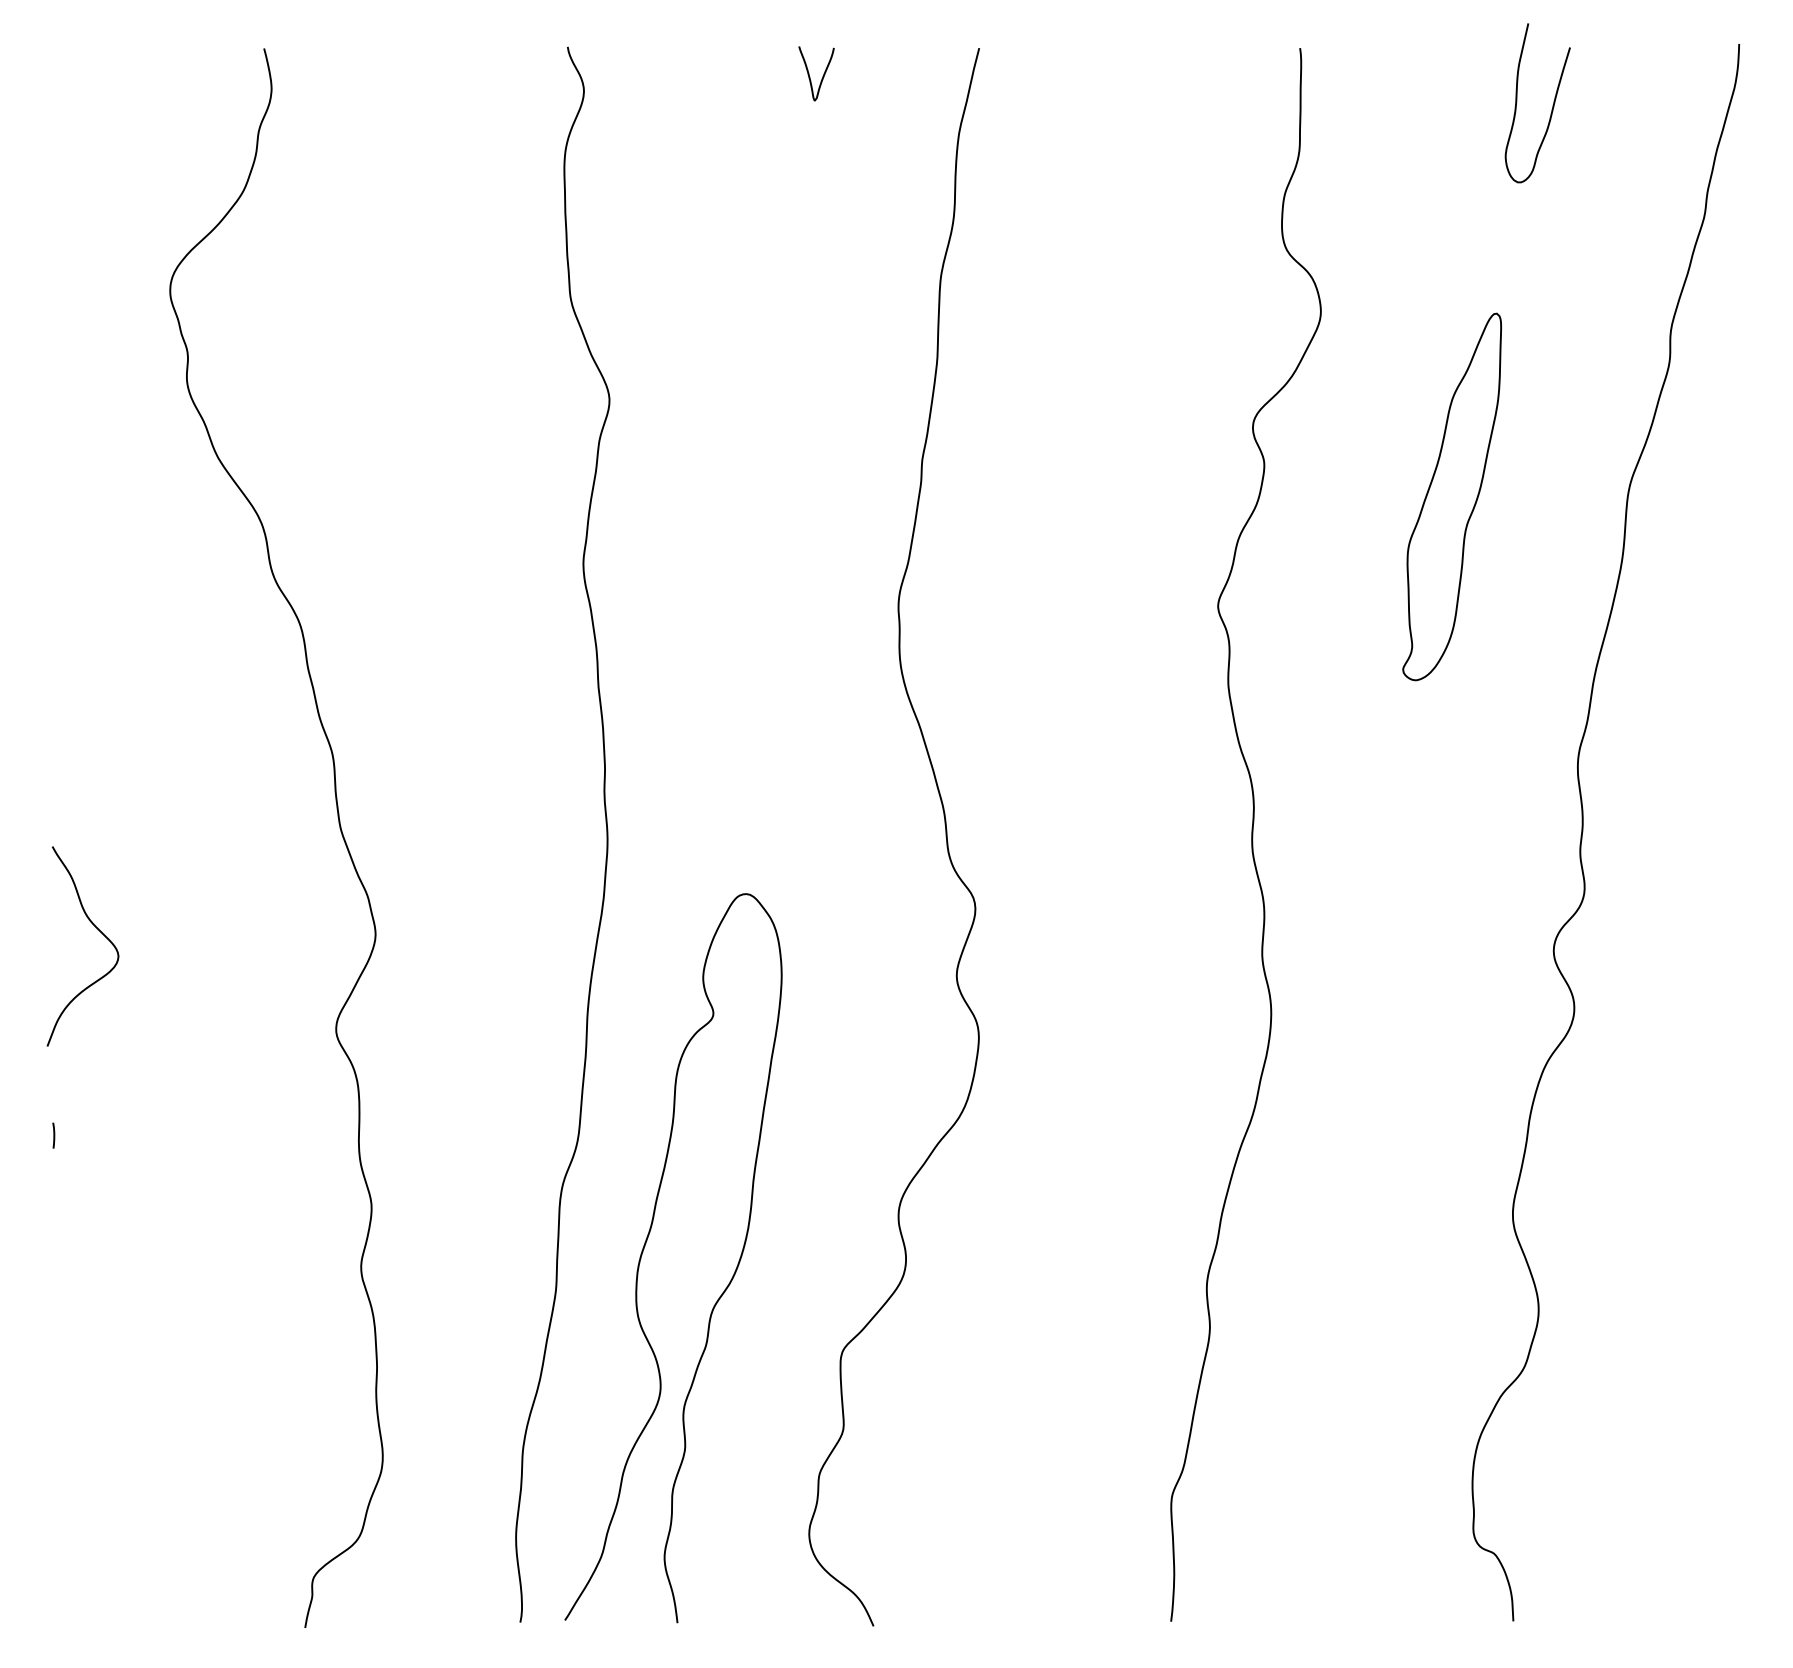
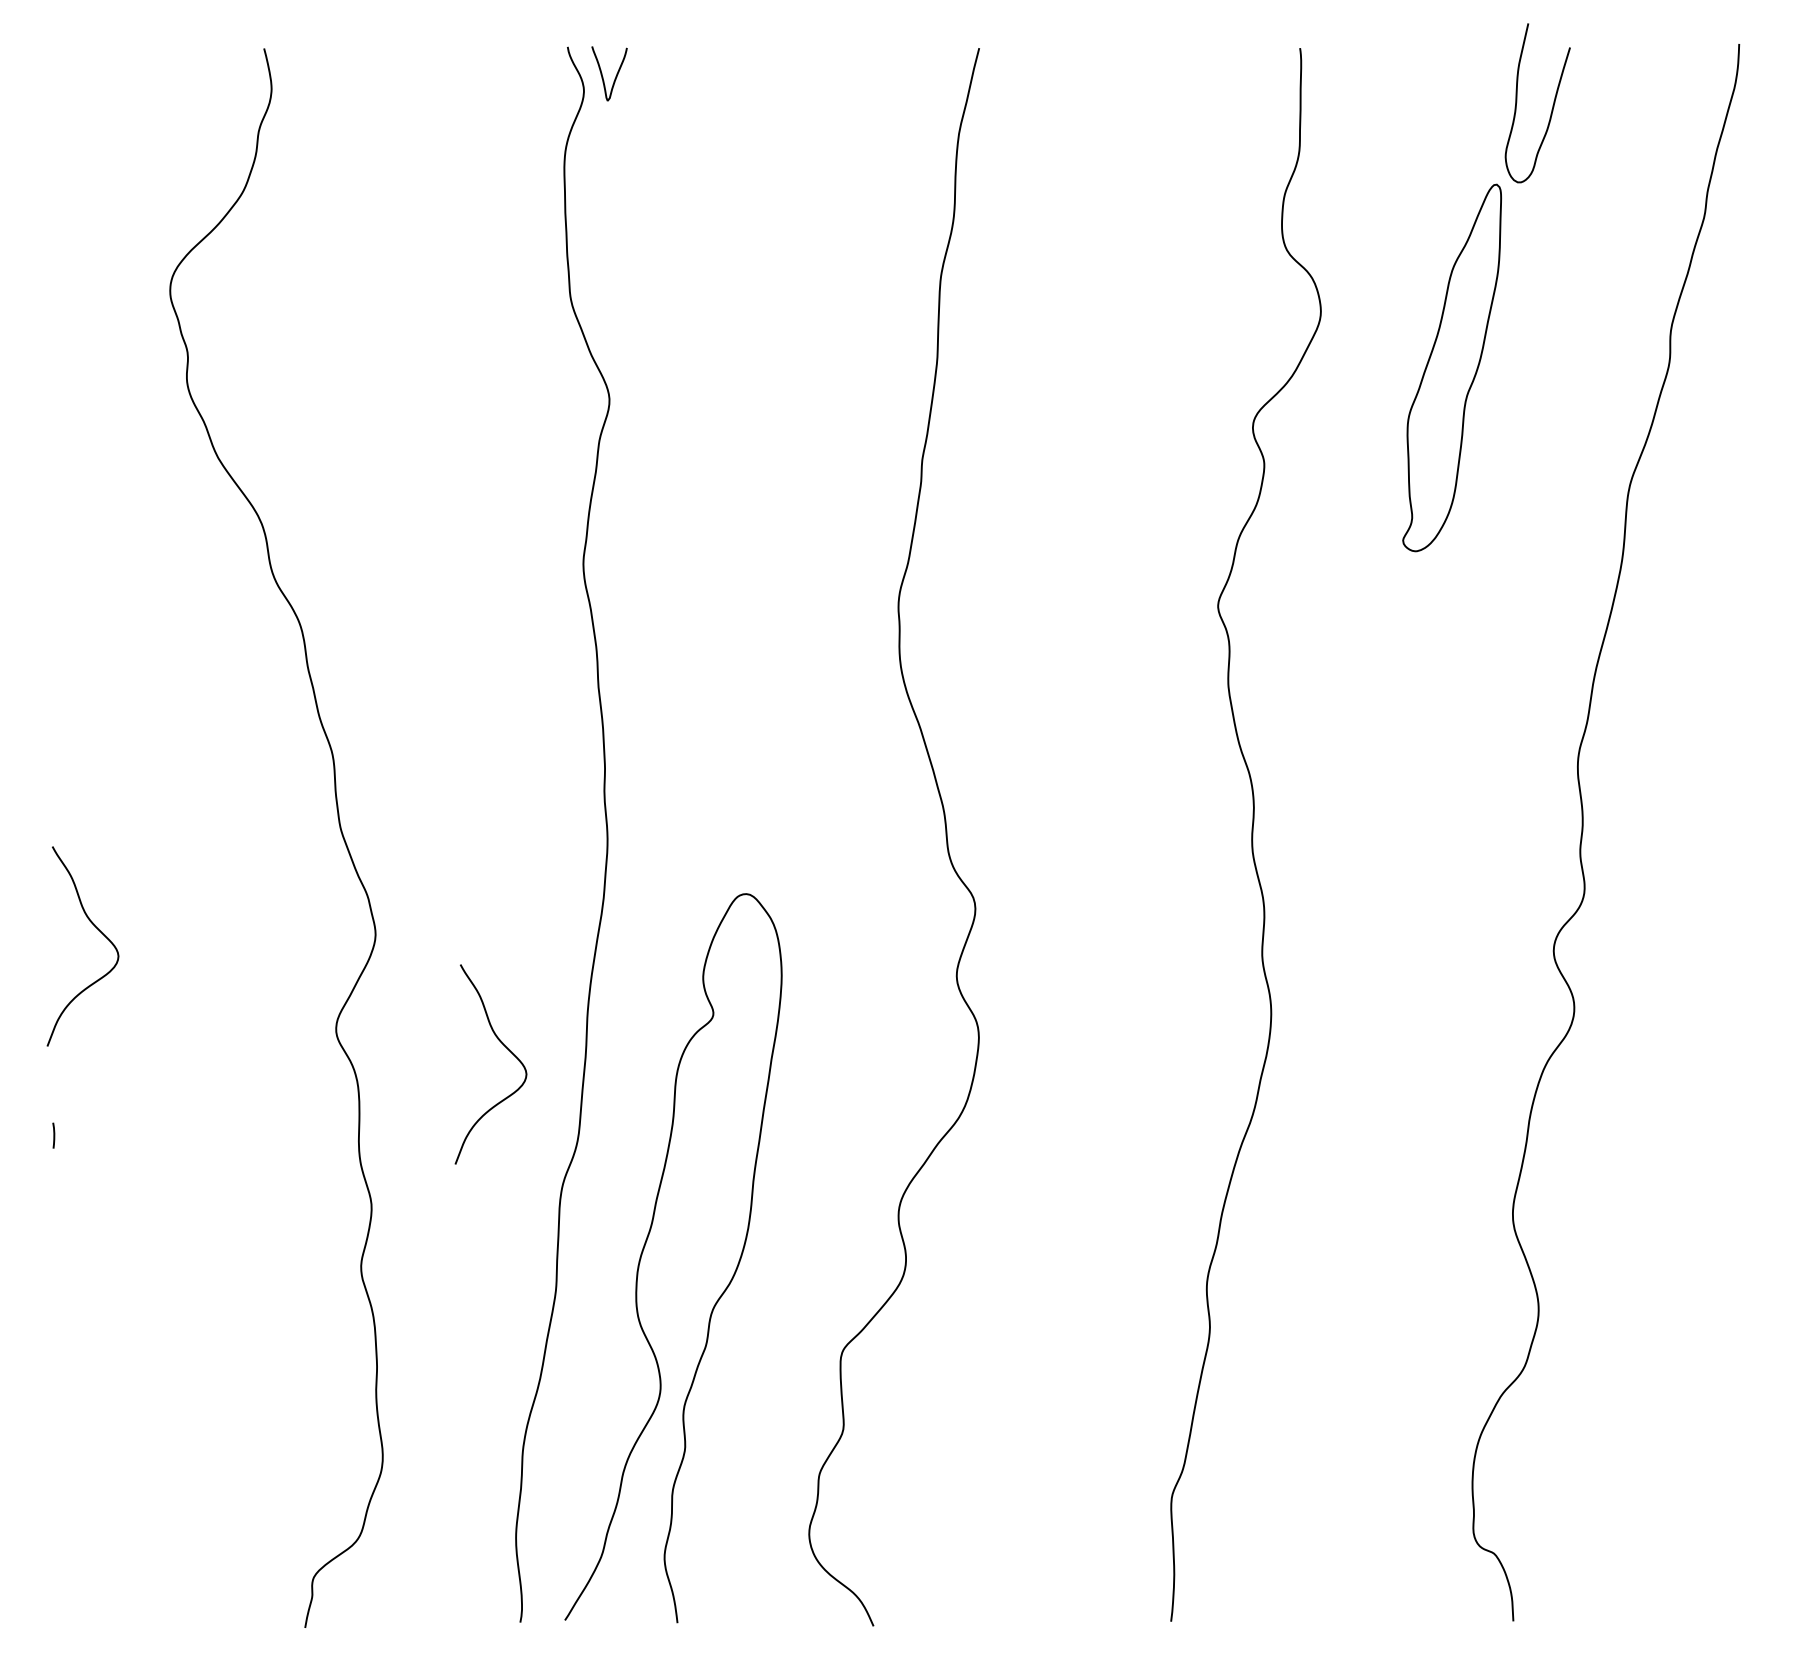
curve position: (810, 76) -> (603, 76) (603, 76)
part position: (1451, 496) -> (1451, 367) (1451, 367)
curve: none -> present (506, 1048)
